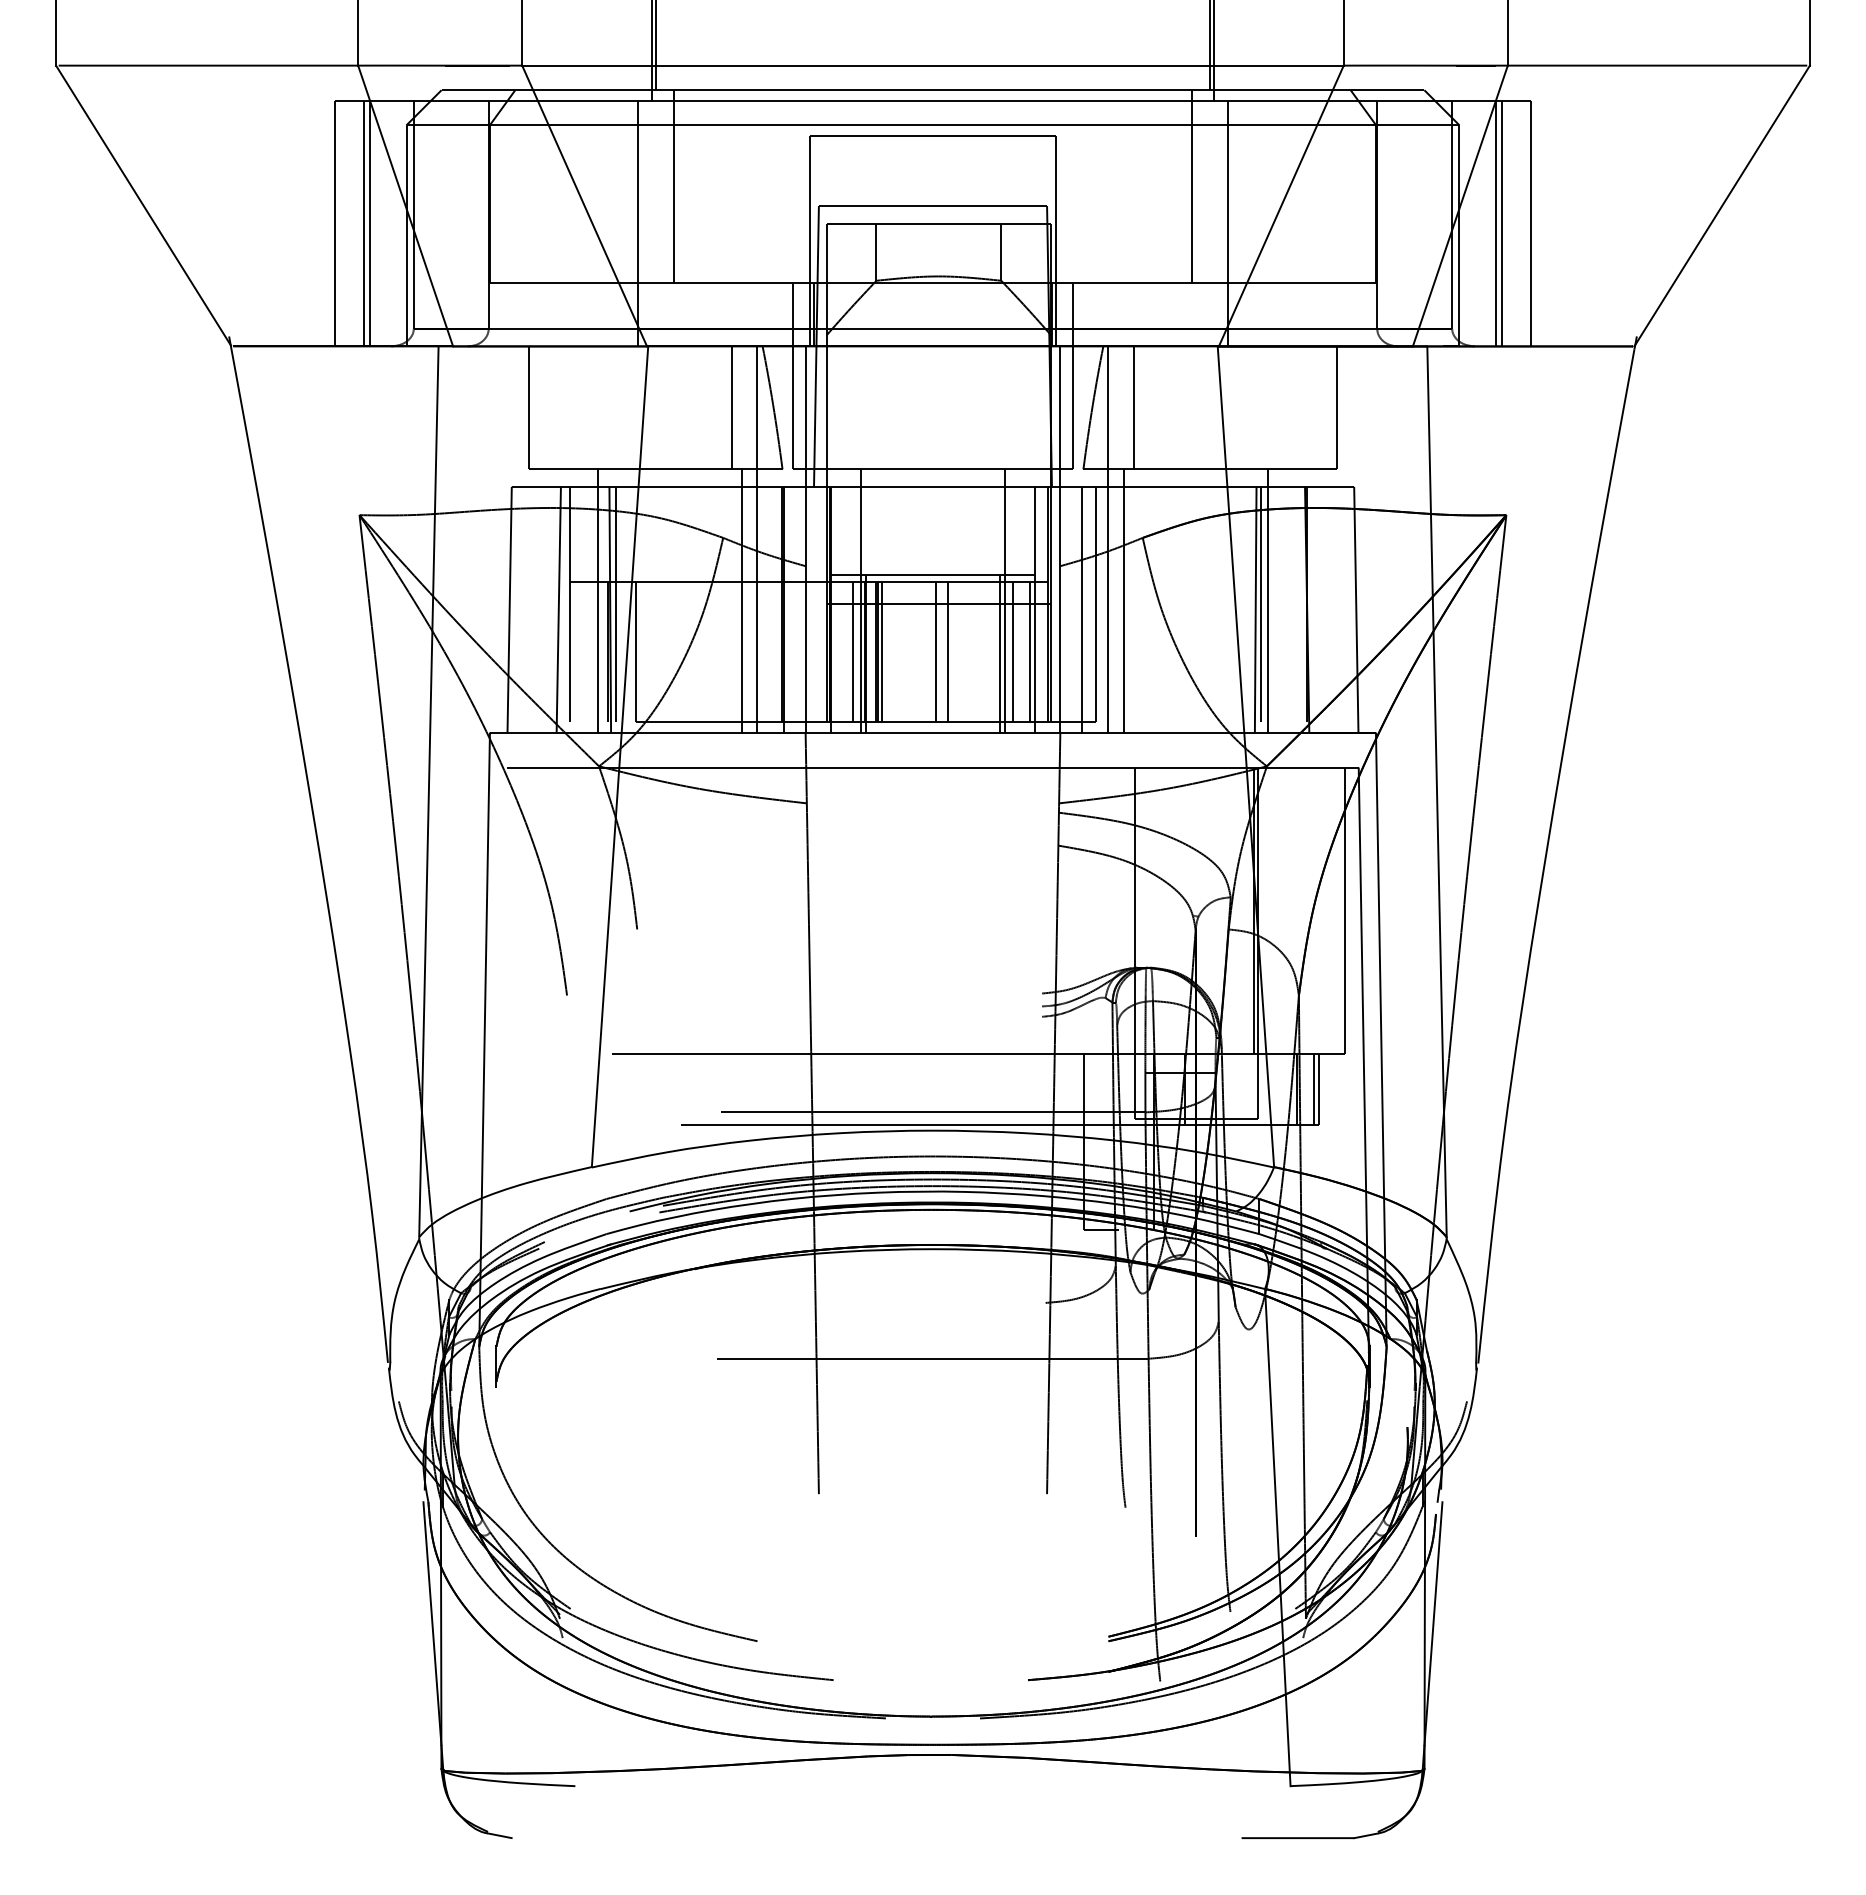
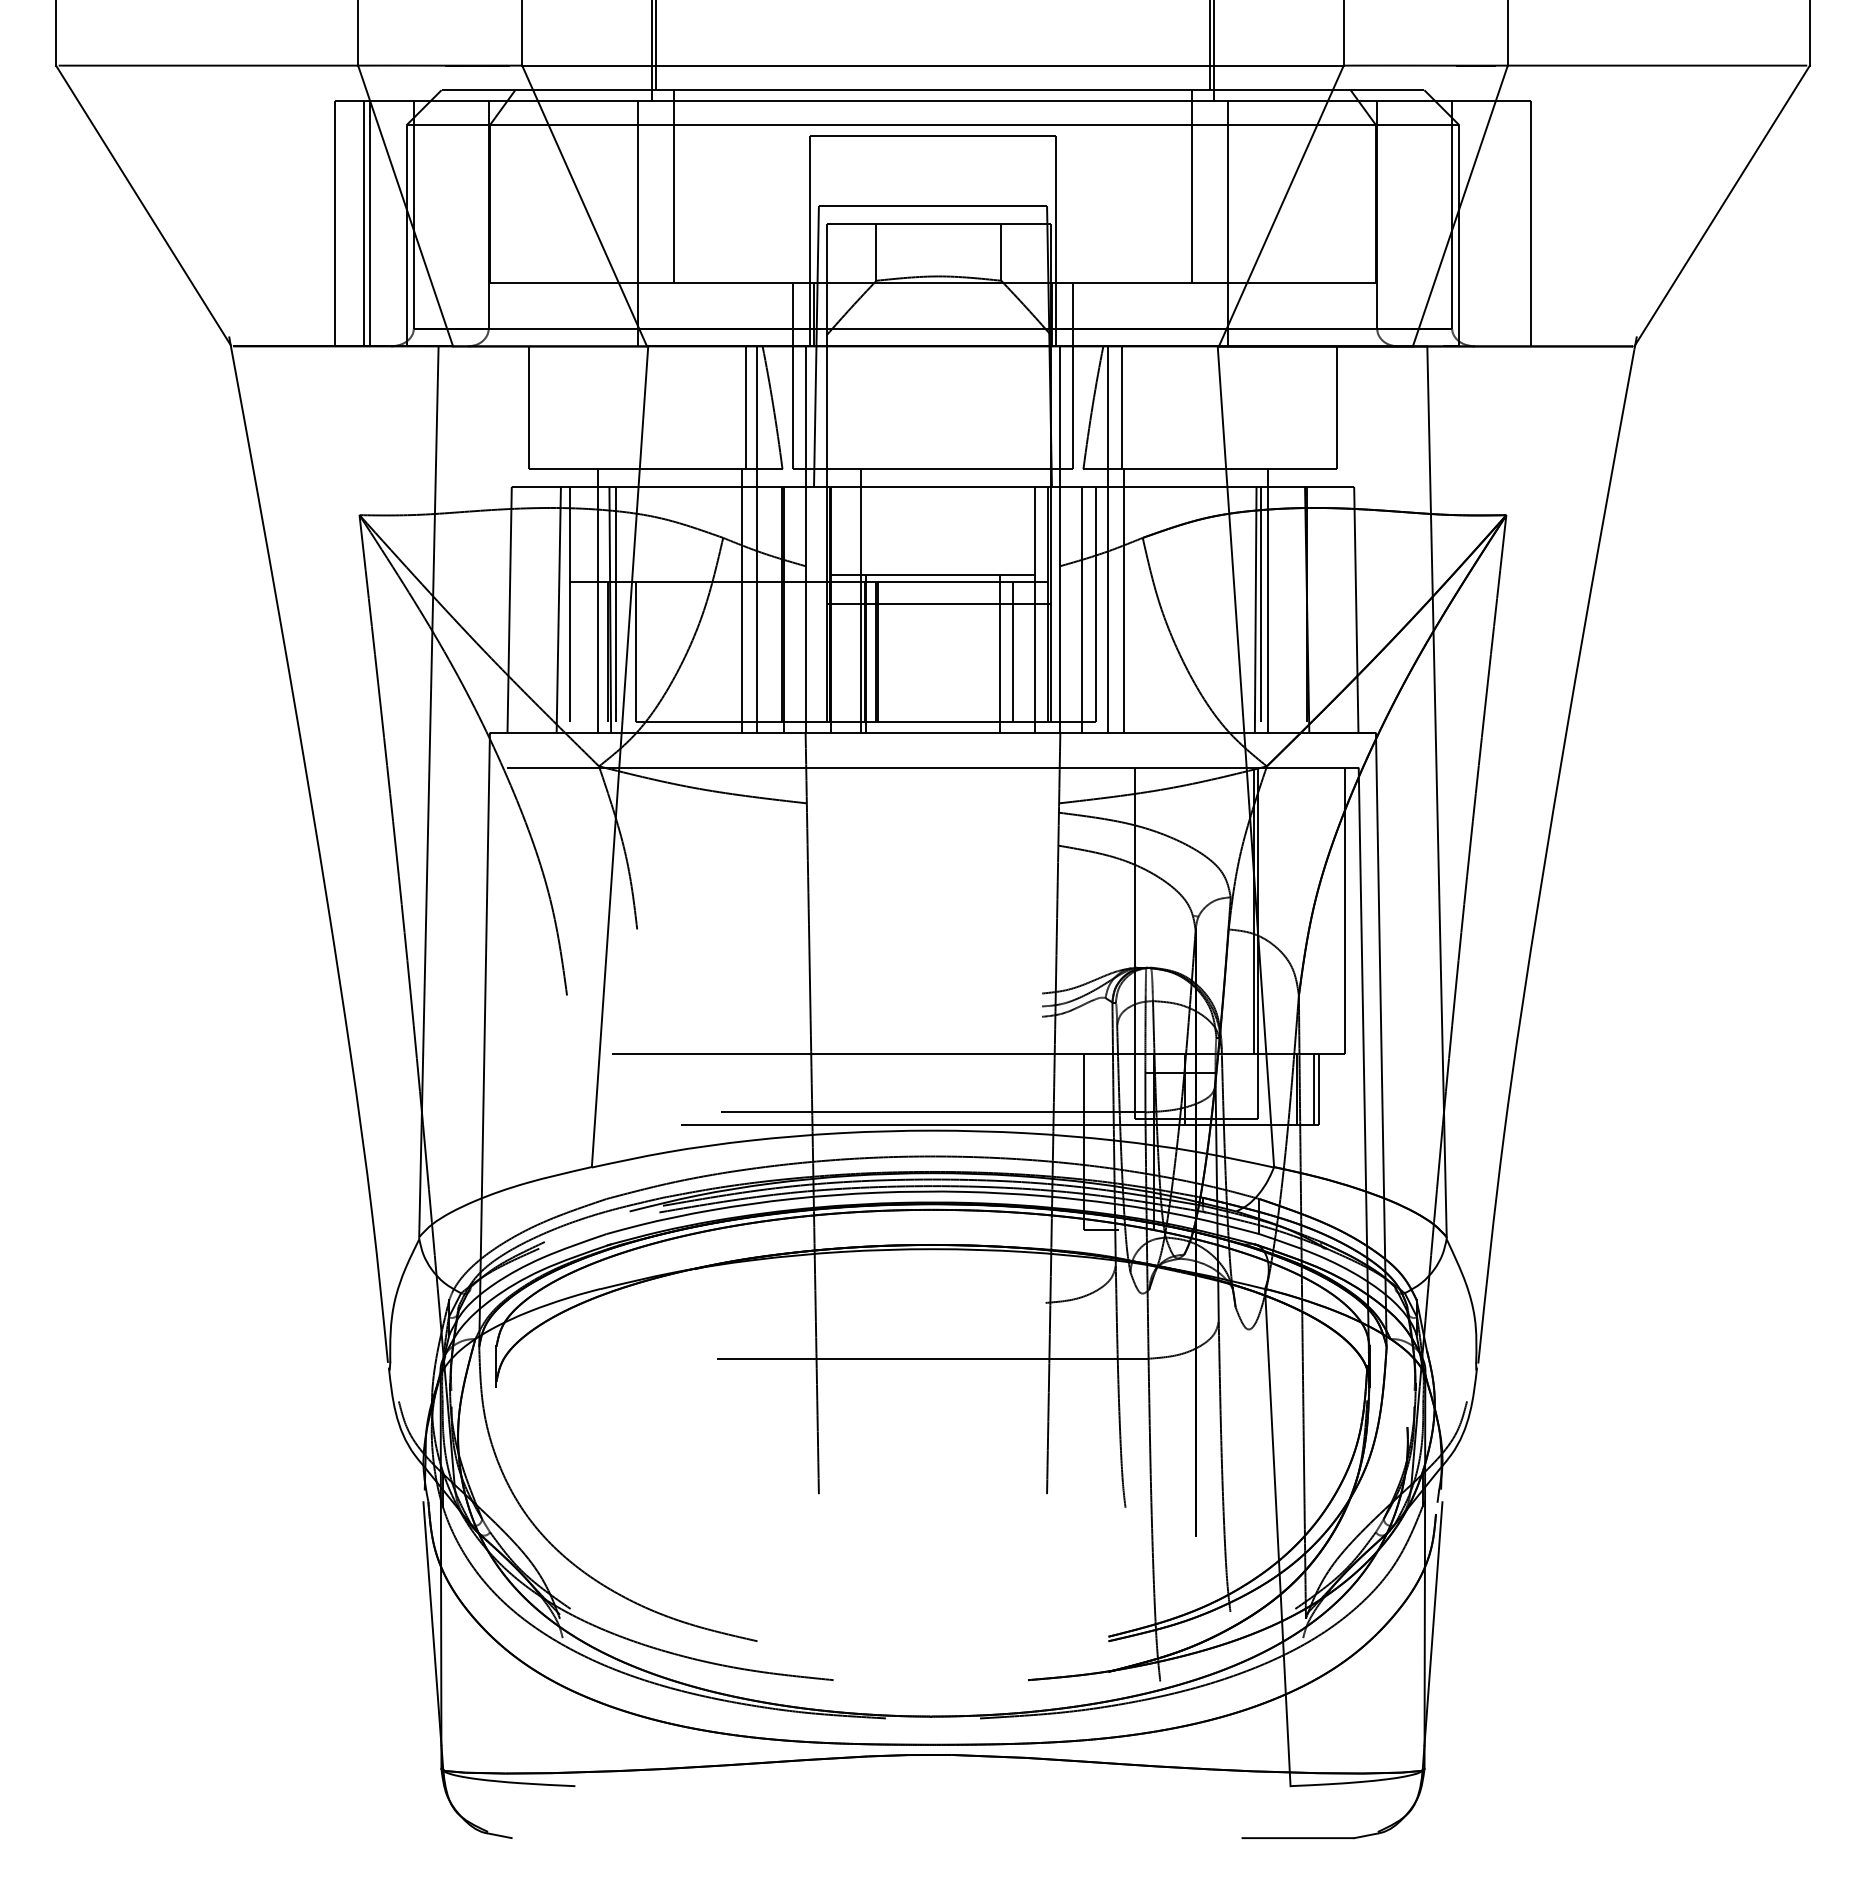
line: present -> none (1496, 223)
line: present -> none (1501, 223)
line position: (732, 407) -> (746, 407) (746, 407)
line position: (1133, 407) -> (1121, 407) (1121, 407)
line: present -> none (1004, 600)
line: present -> none (853, 651)
line: present -> none (882, 651)
line: present -> none (936, 651)
line: present -> none (947, 651)
line: present -> none (1030, 651)
